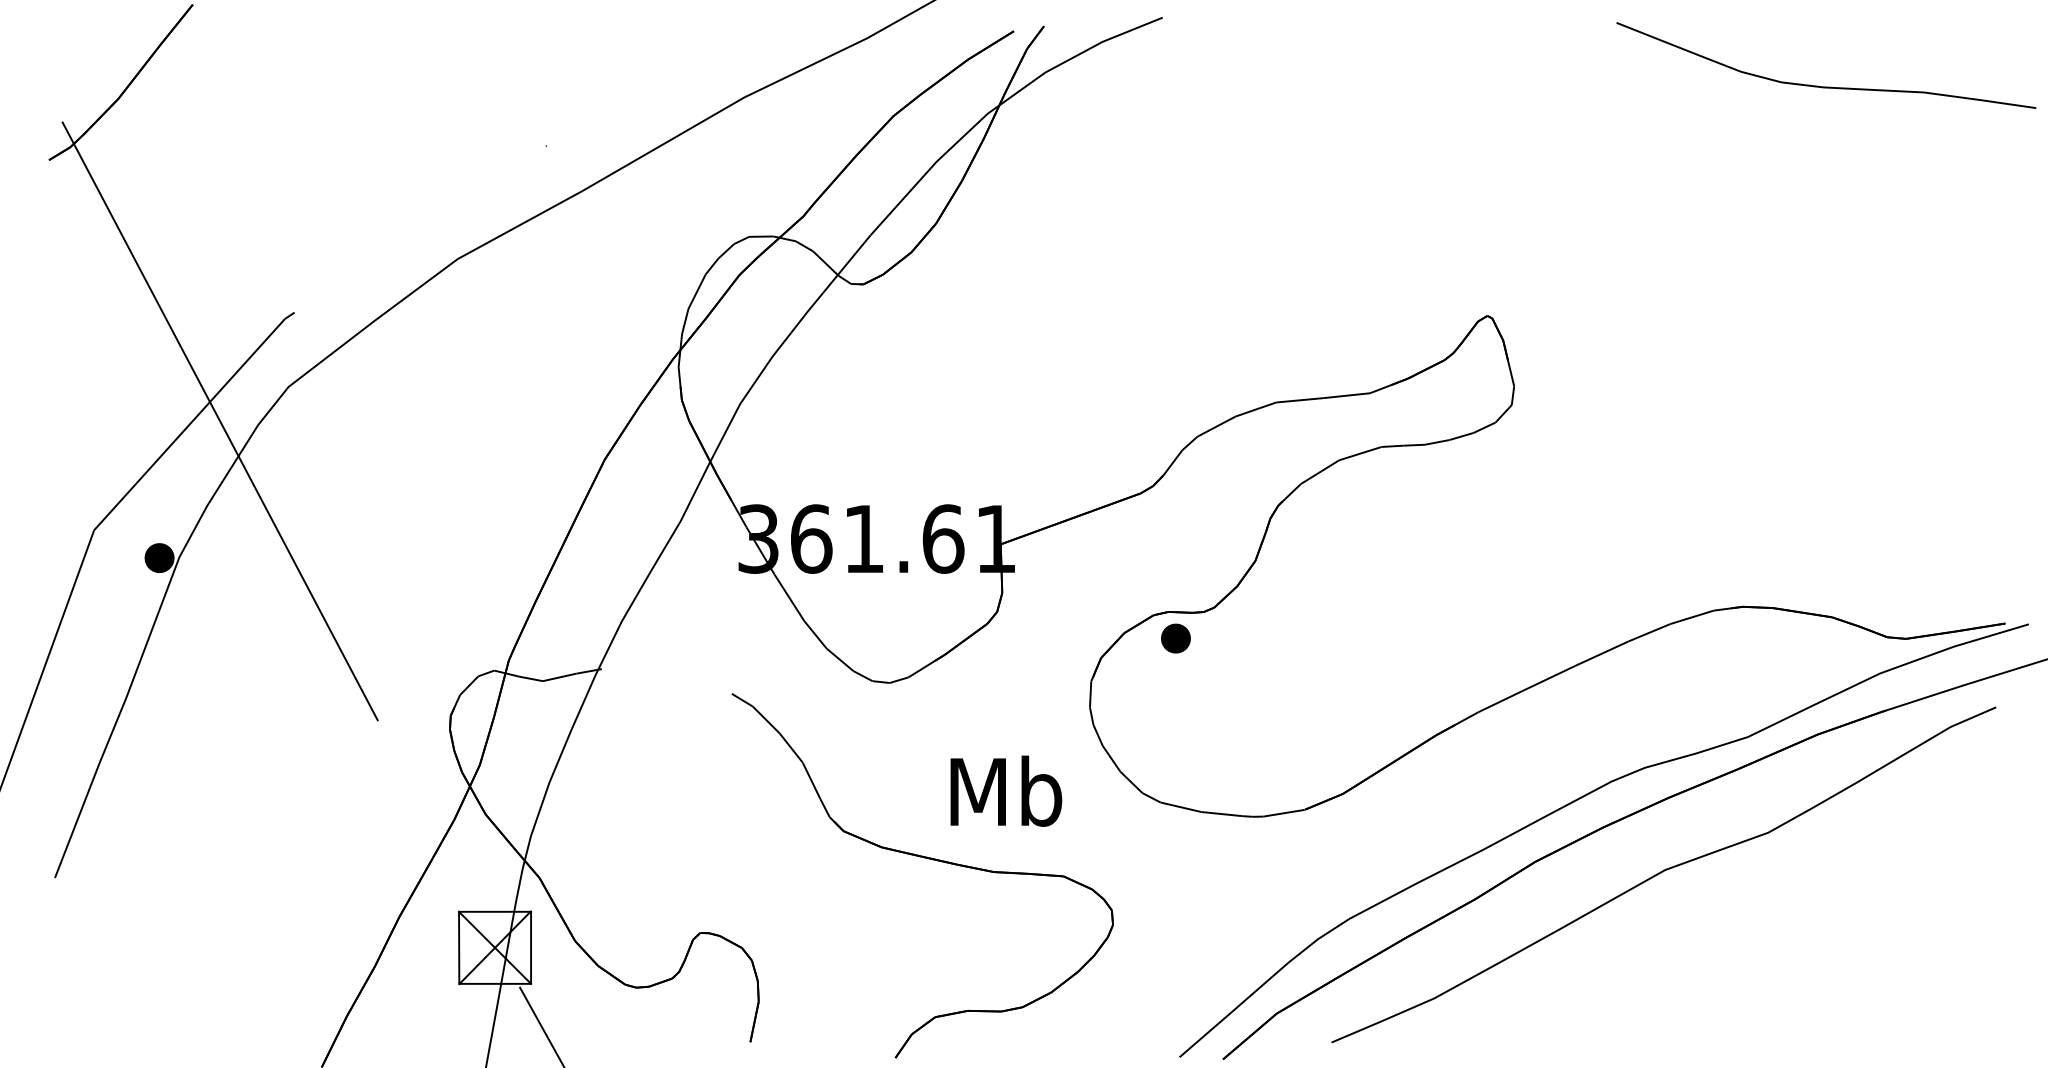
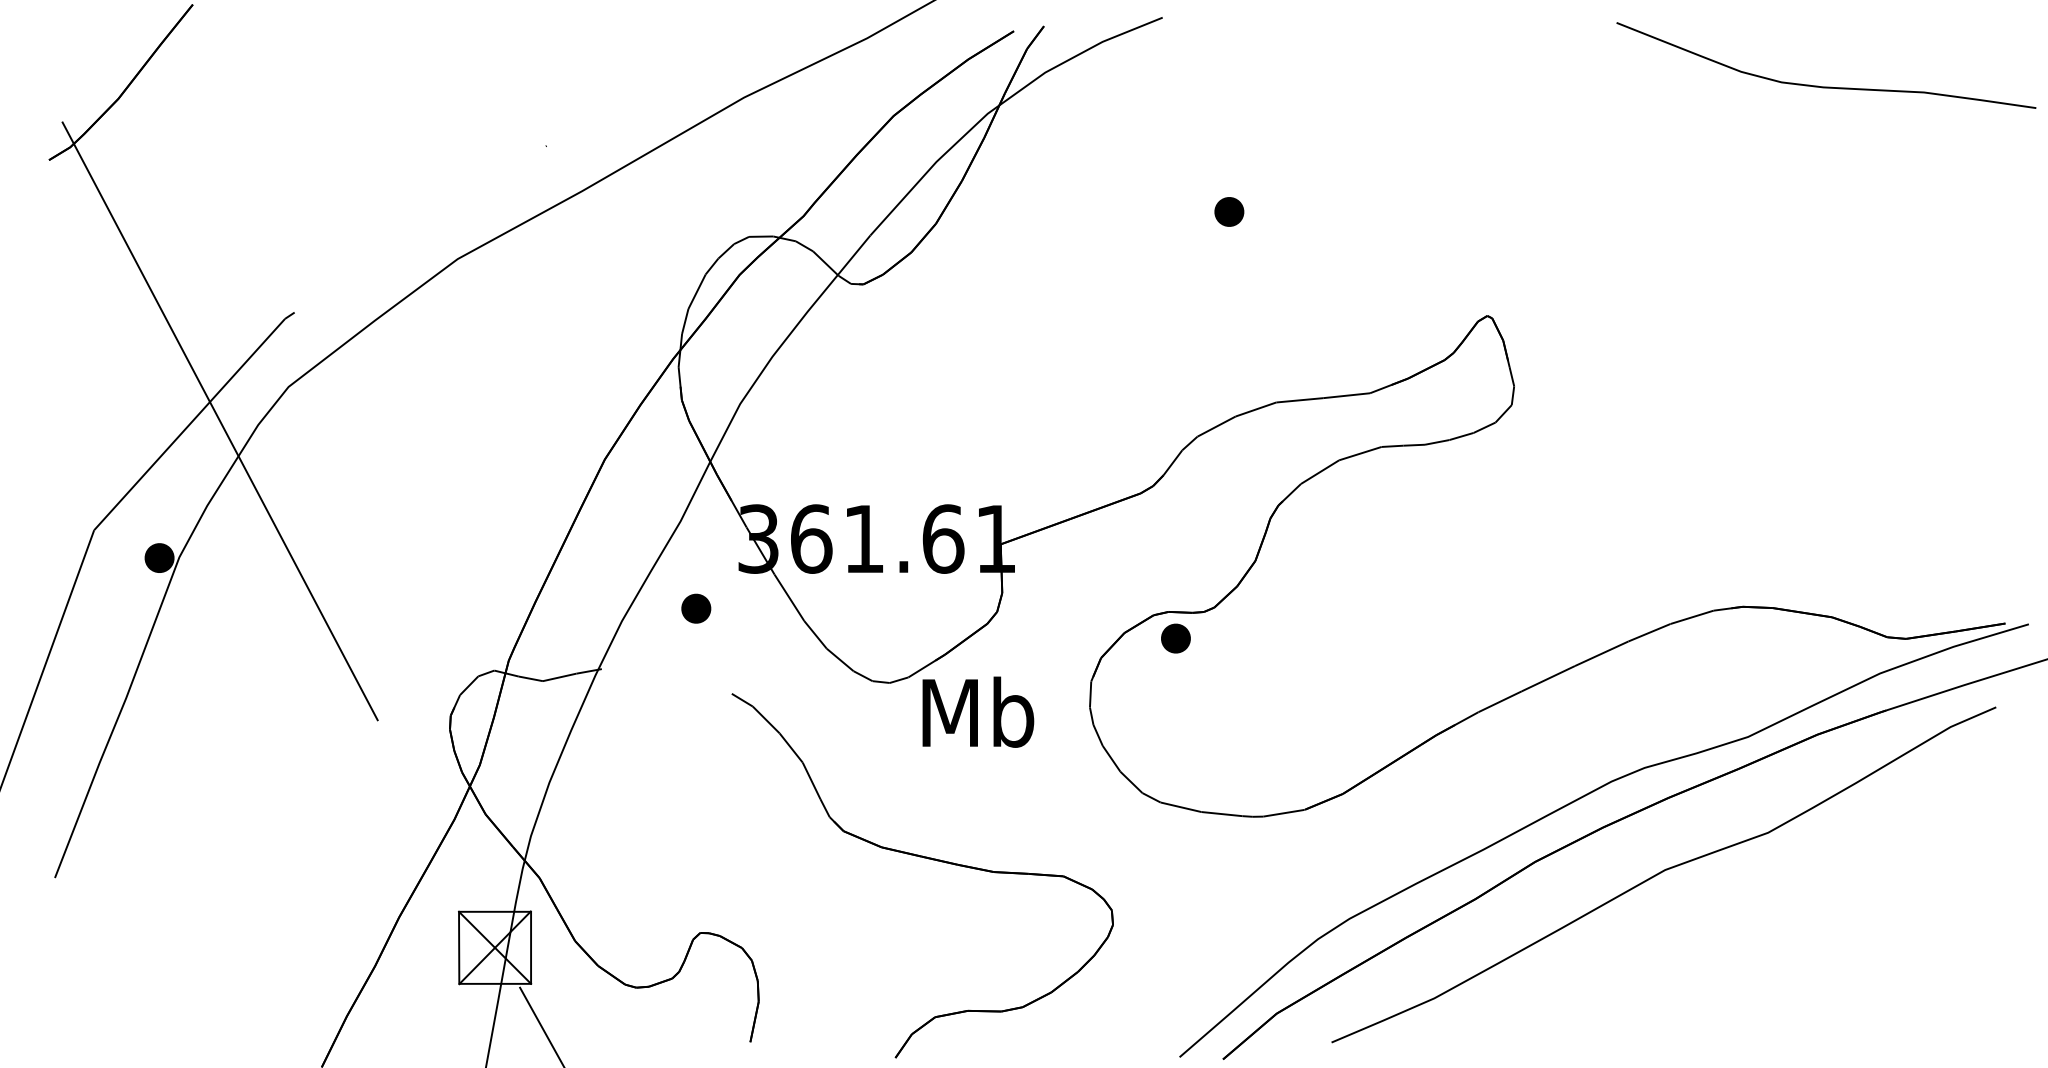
part: none -> present (1229, 211)
part: none -> present (696, 608)
text position: (1006, 790) -> (978, 711) (978, 711)
